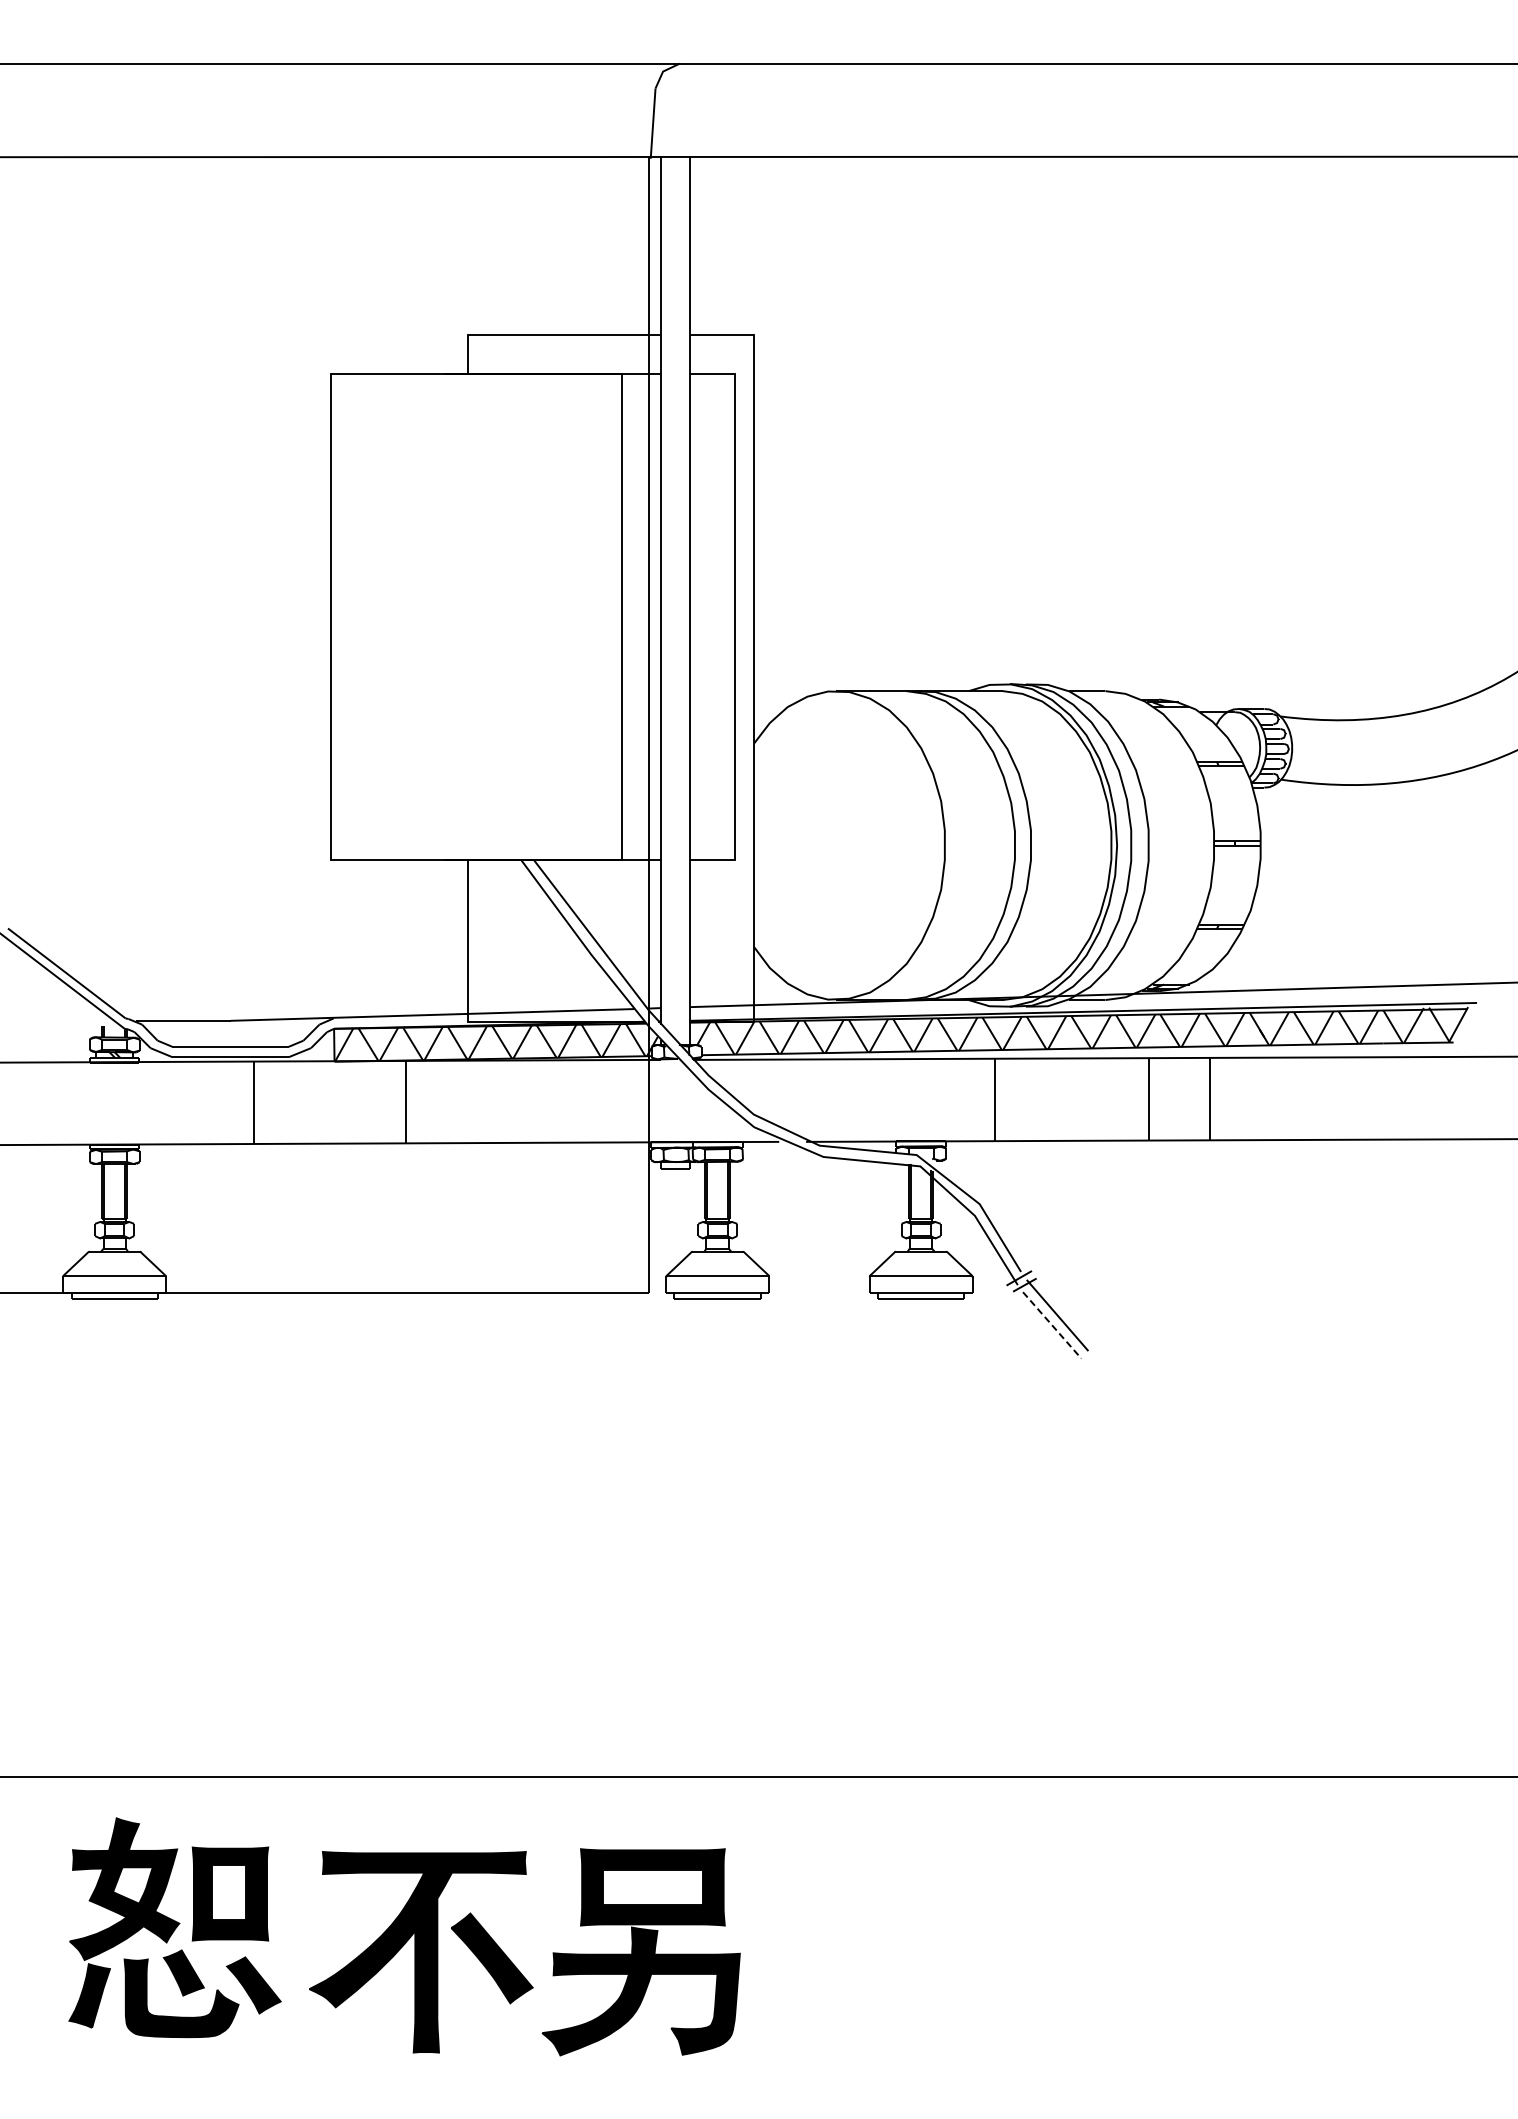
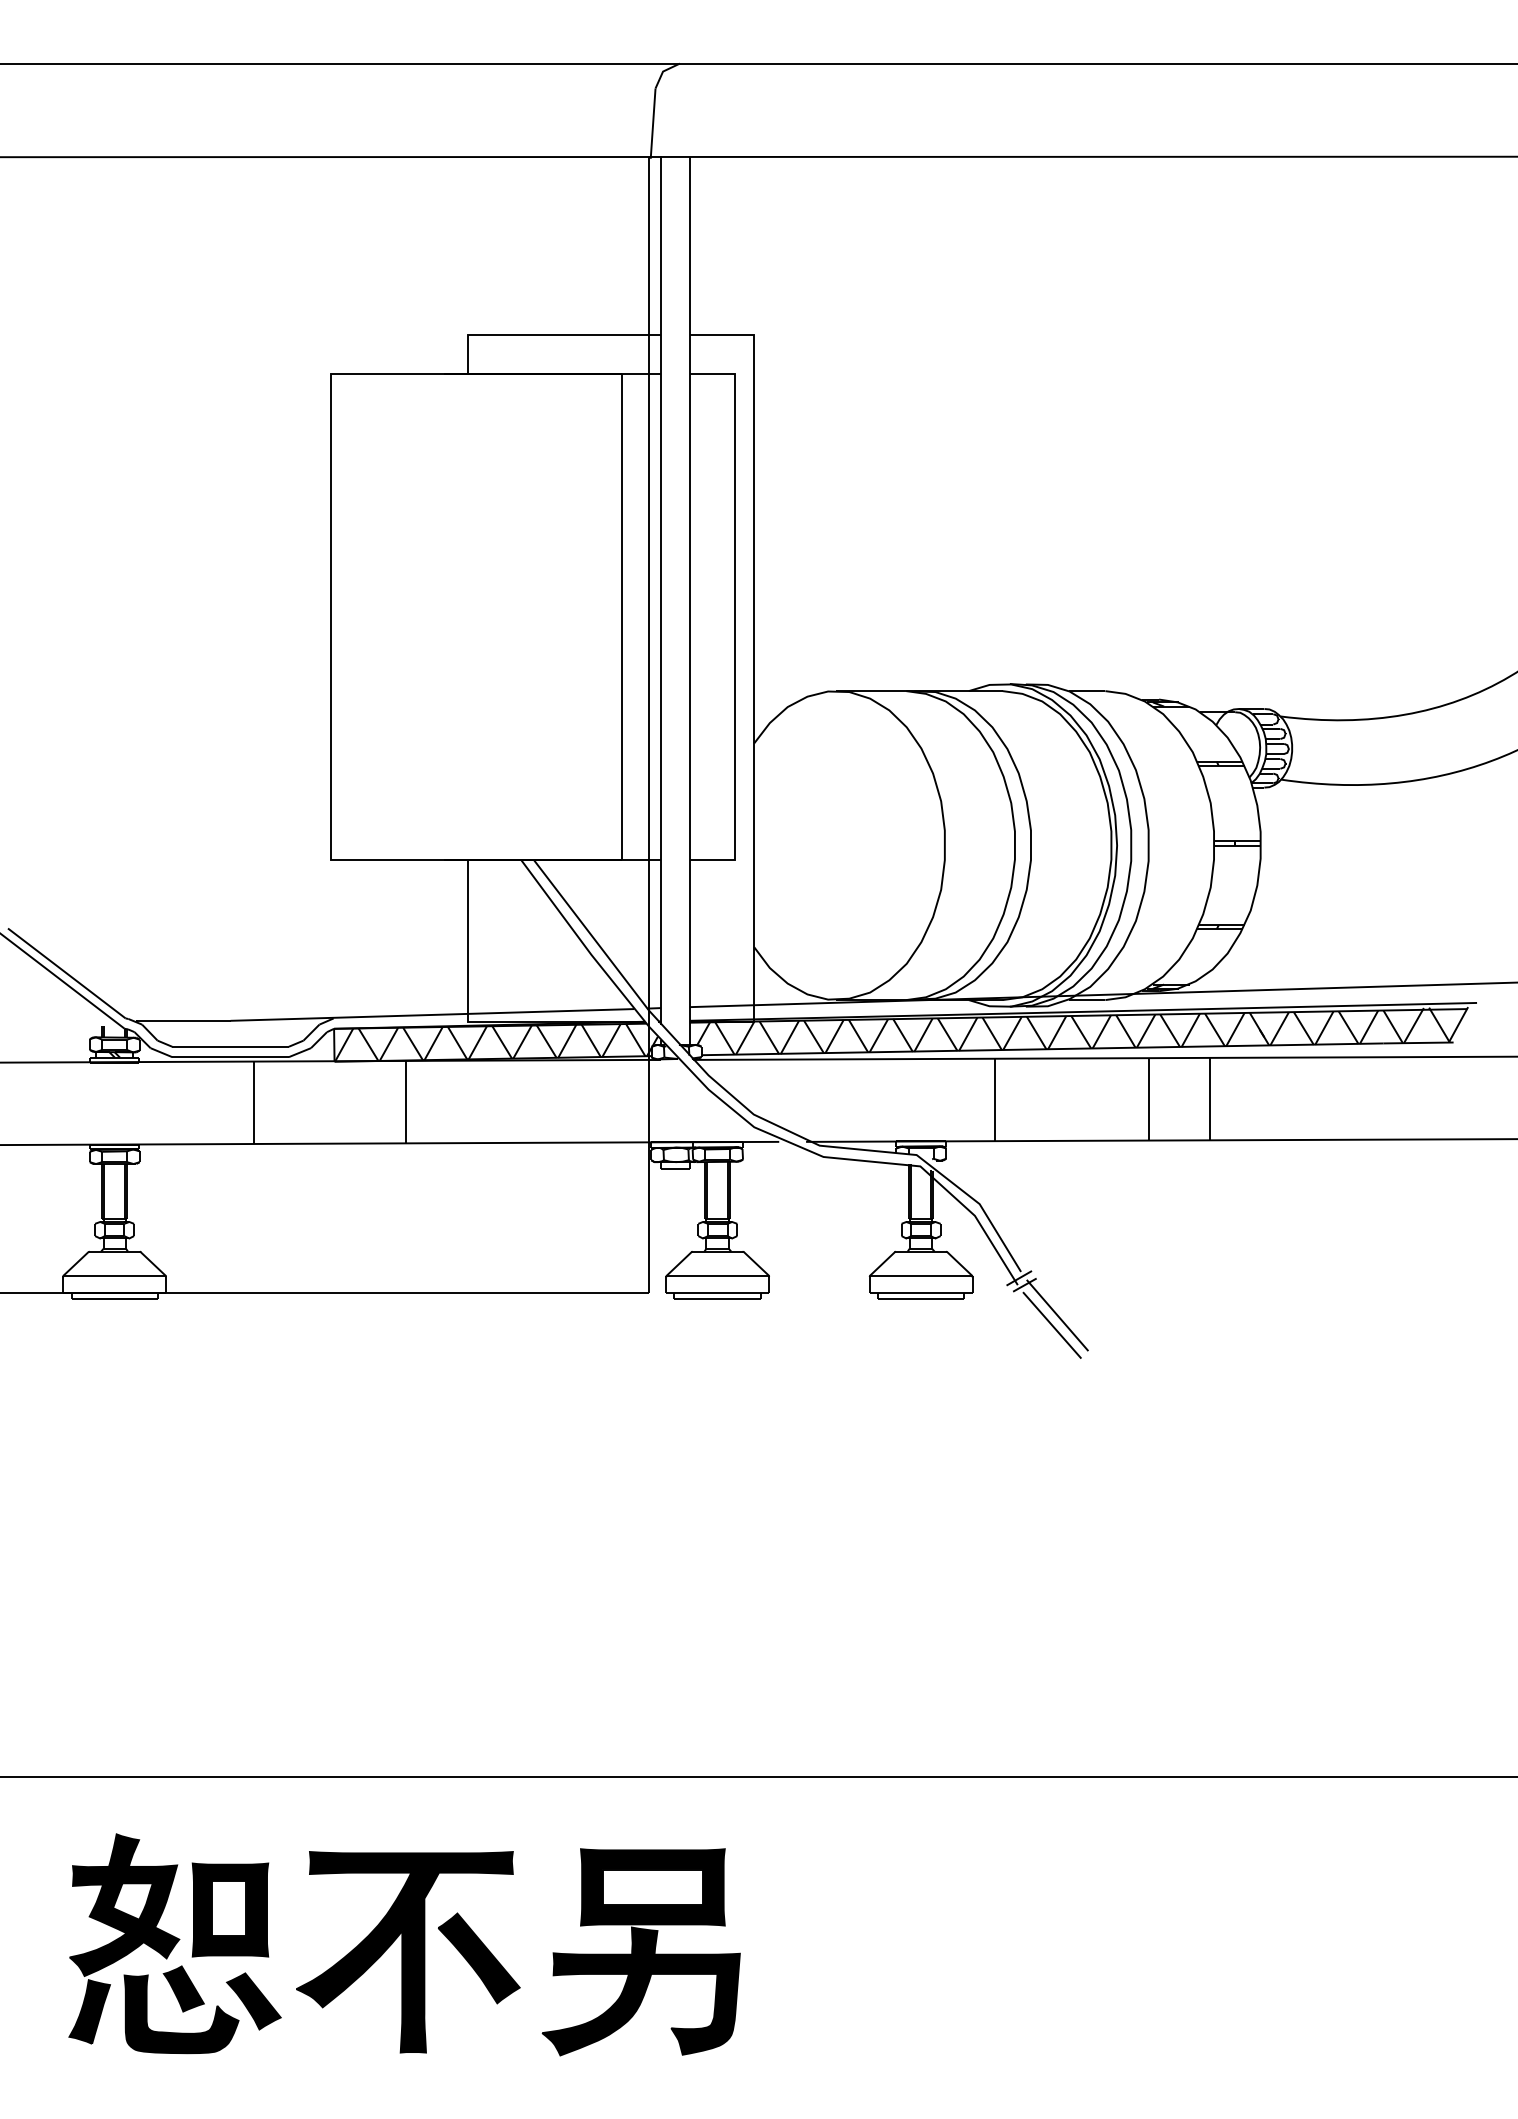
line: dashed -> solid (1052, 1325)
part position: (174, 1927) -> (174, 1943) (174, 1943)
part position: (421, 1952) -> (408, 1952) (408, 1952)
